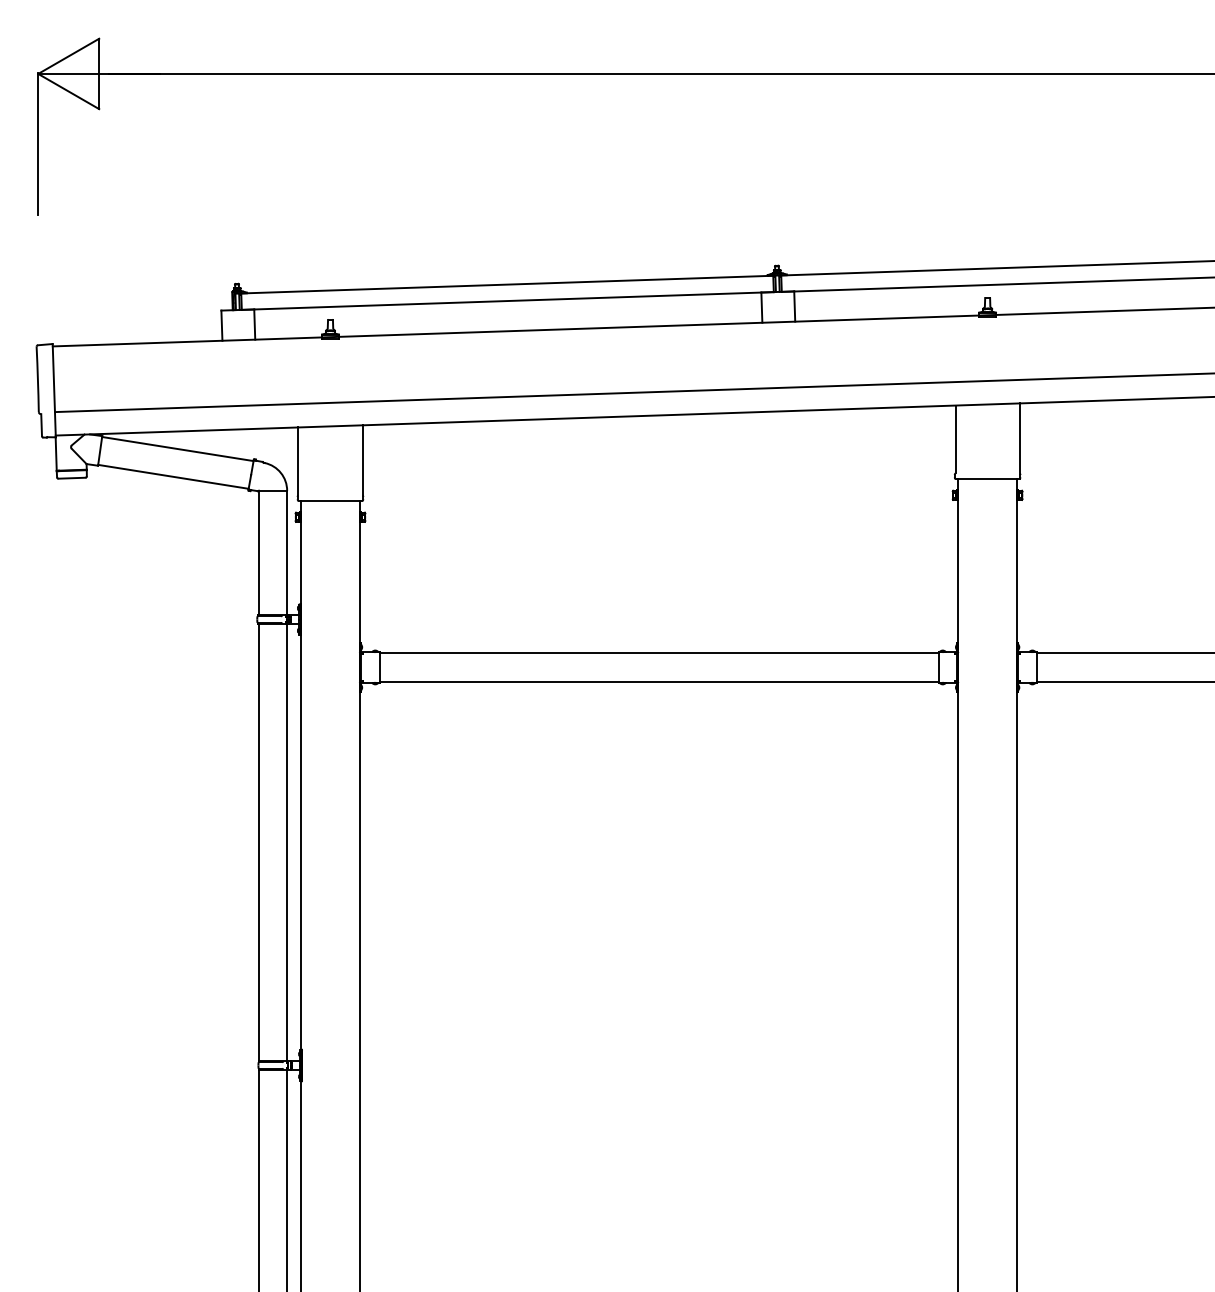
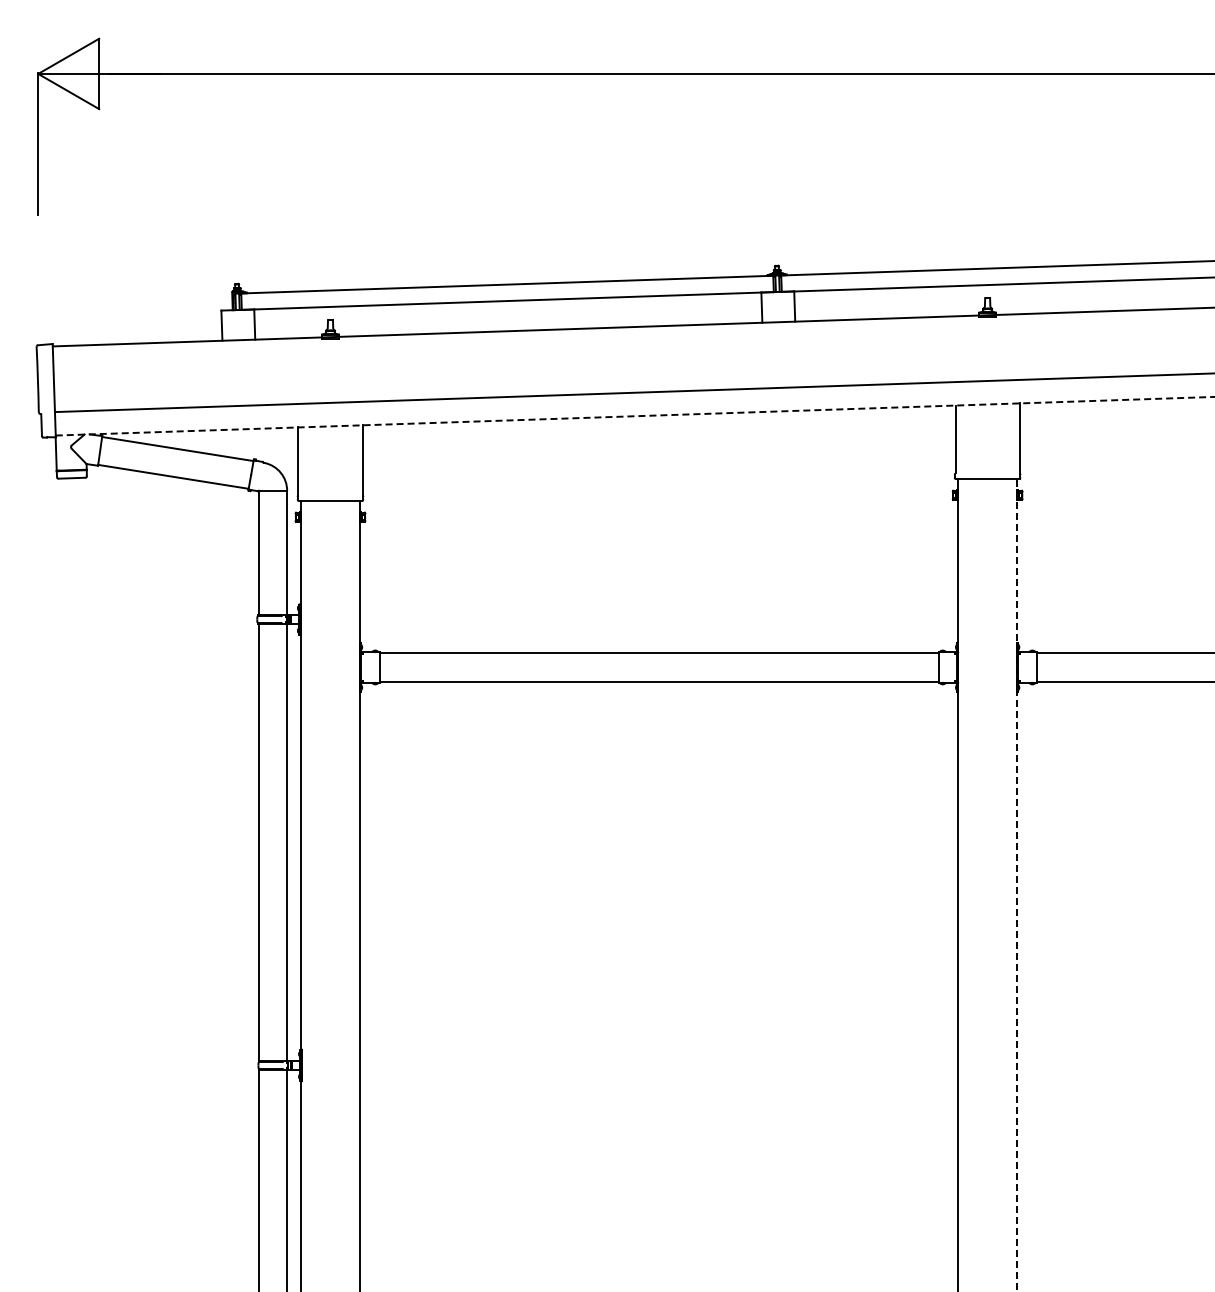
line: solid -> dashed (635, 416)
line: solid -> dashed (1016, 885)
